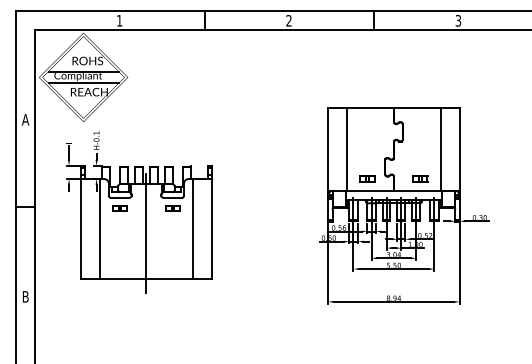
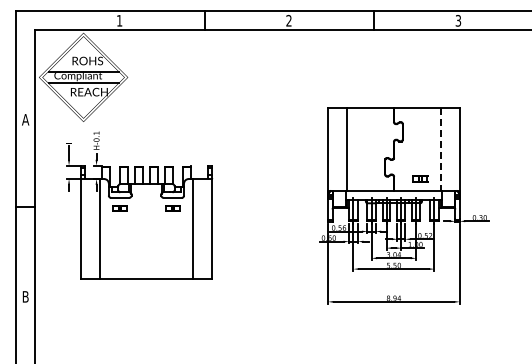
line: solid -> dashed (440, 150)
part: present -> none (367, 178)
line: present -> none (146, 232)
